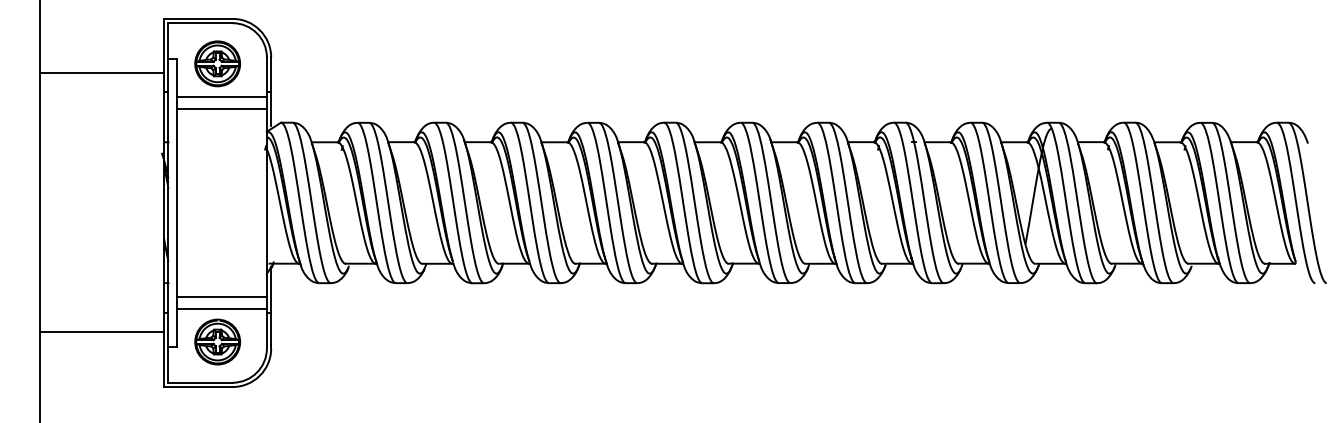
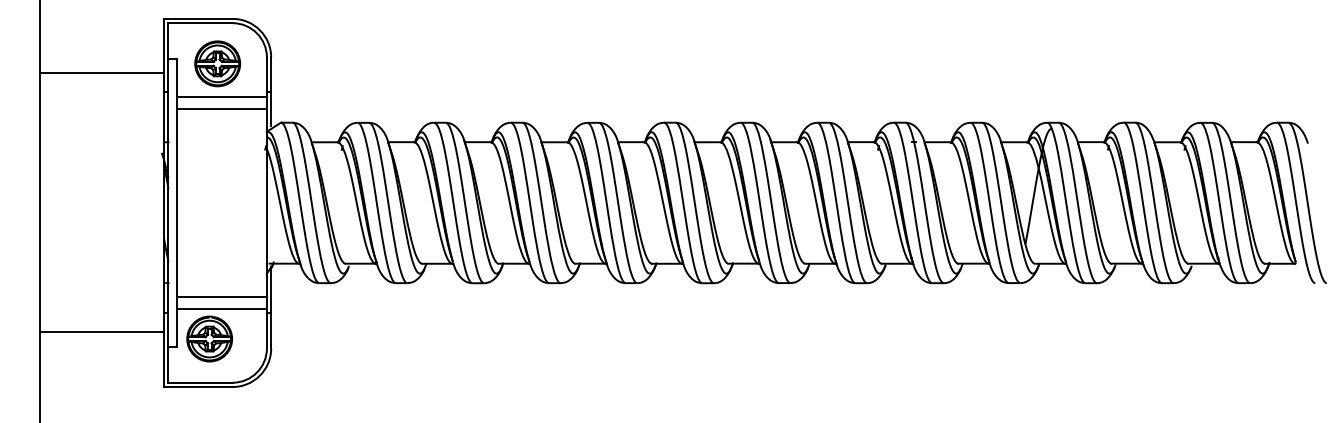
part position: (217, 341) -> (209, 338) (209, 338)
